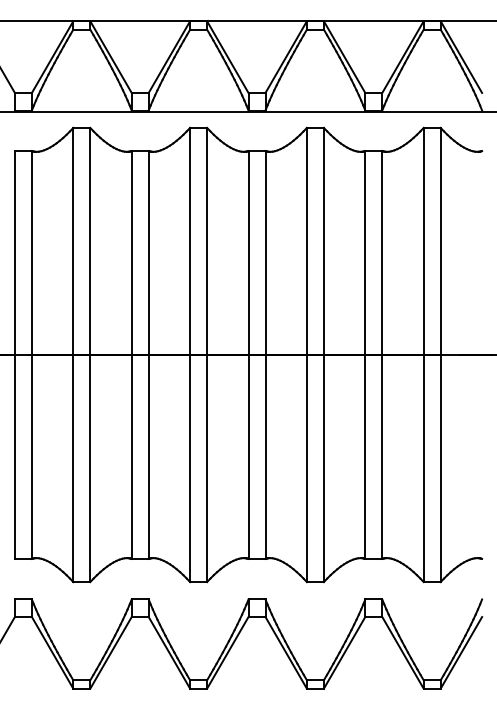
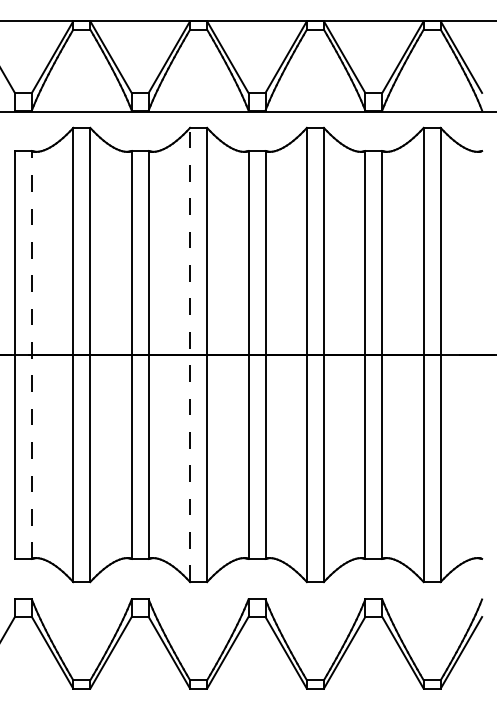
line: solid -> dashed (190, 354)
line: solid -> dashed (31, 355)
